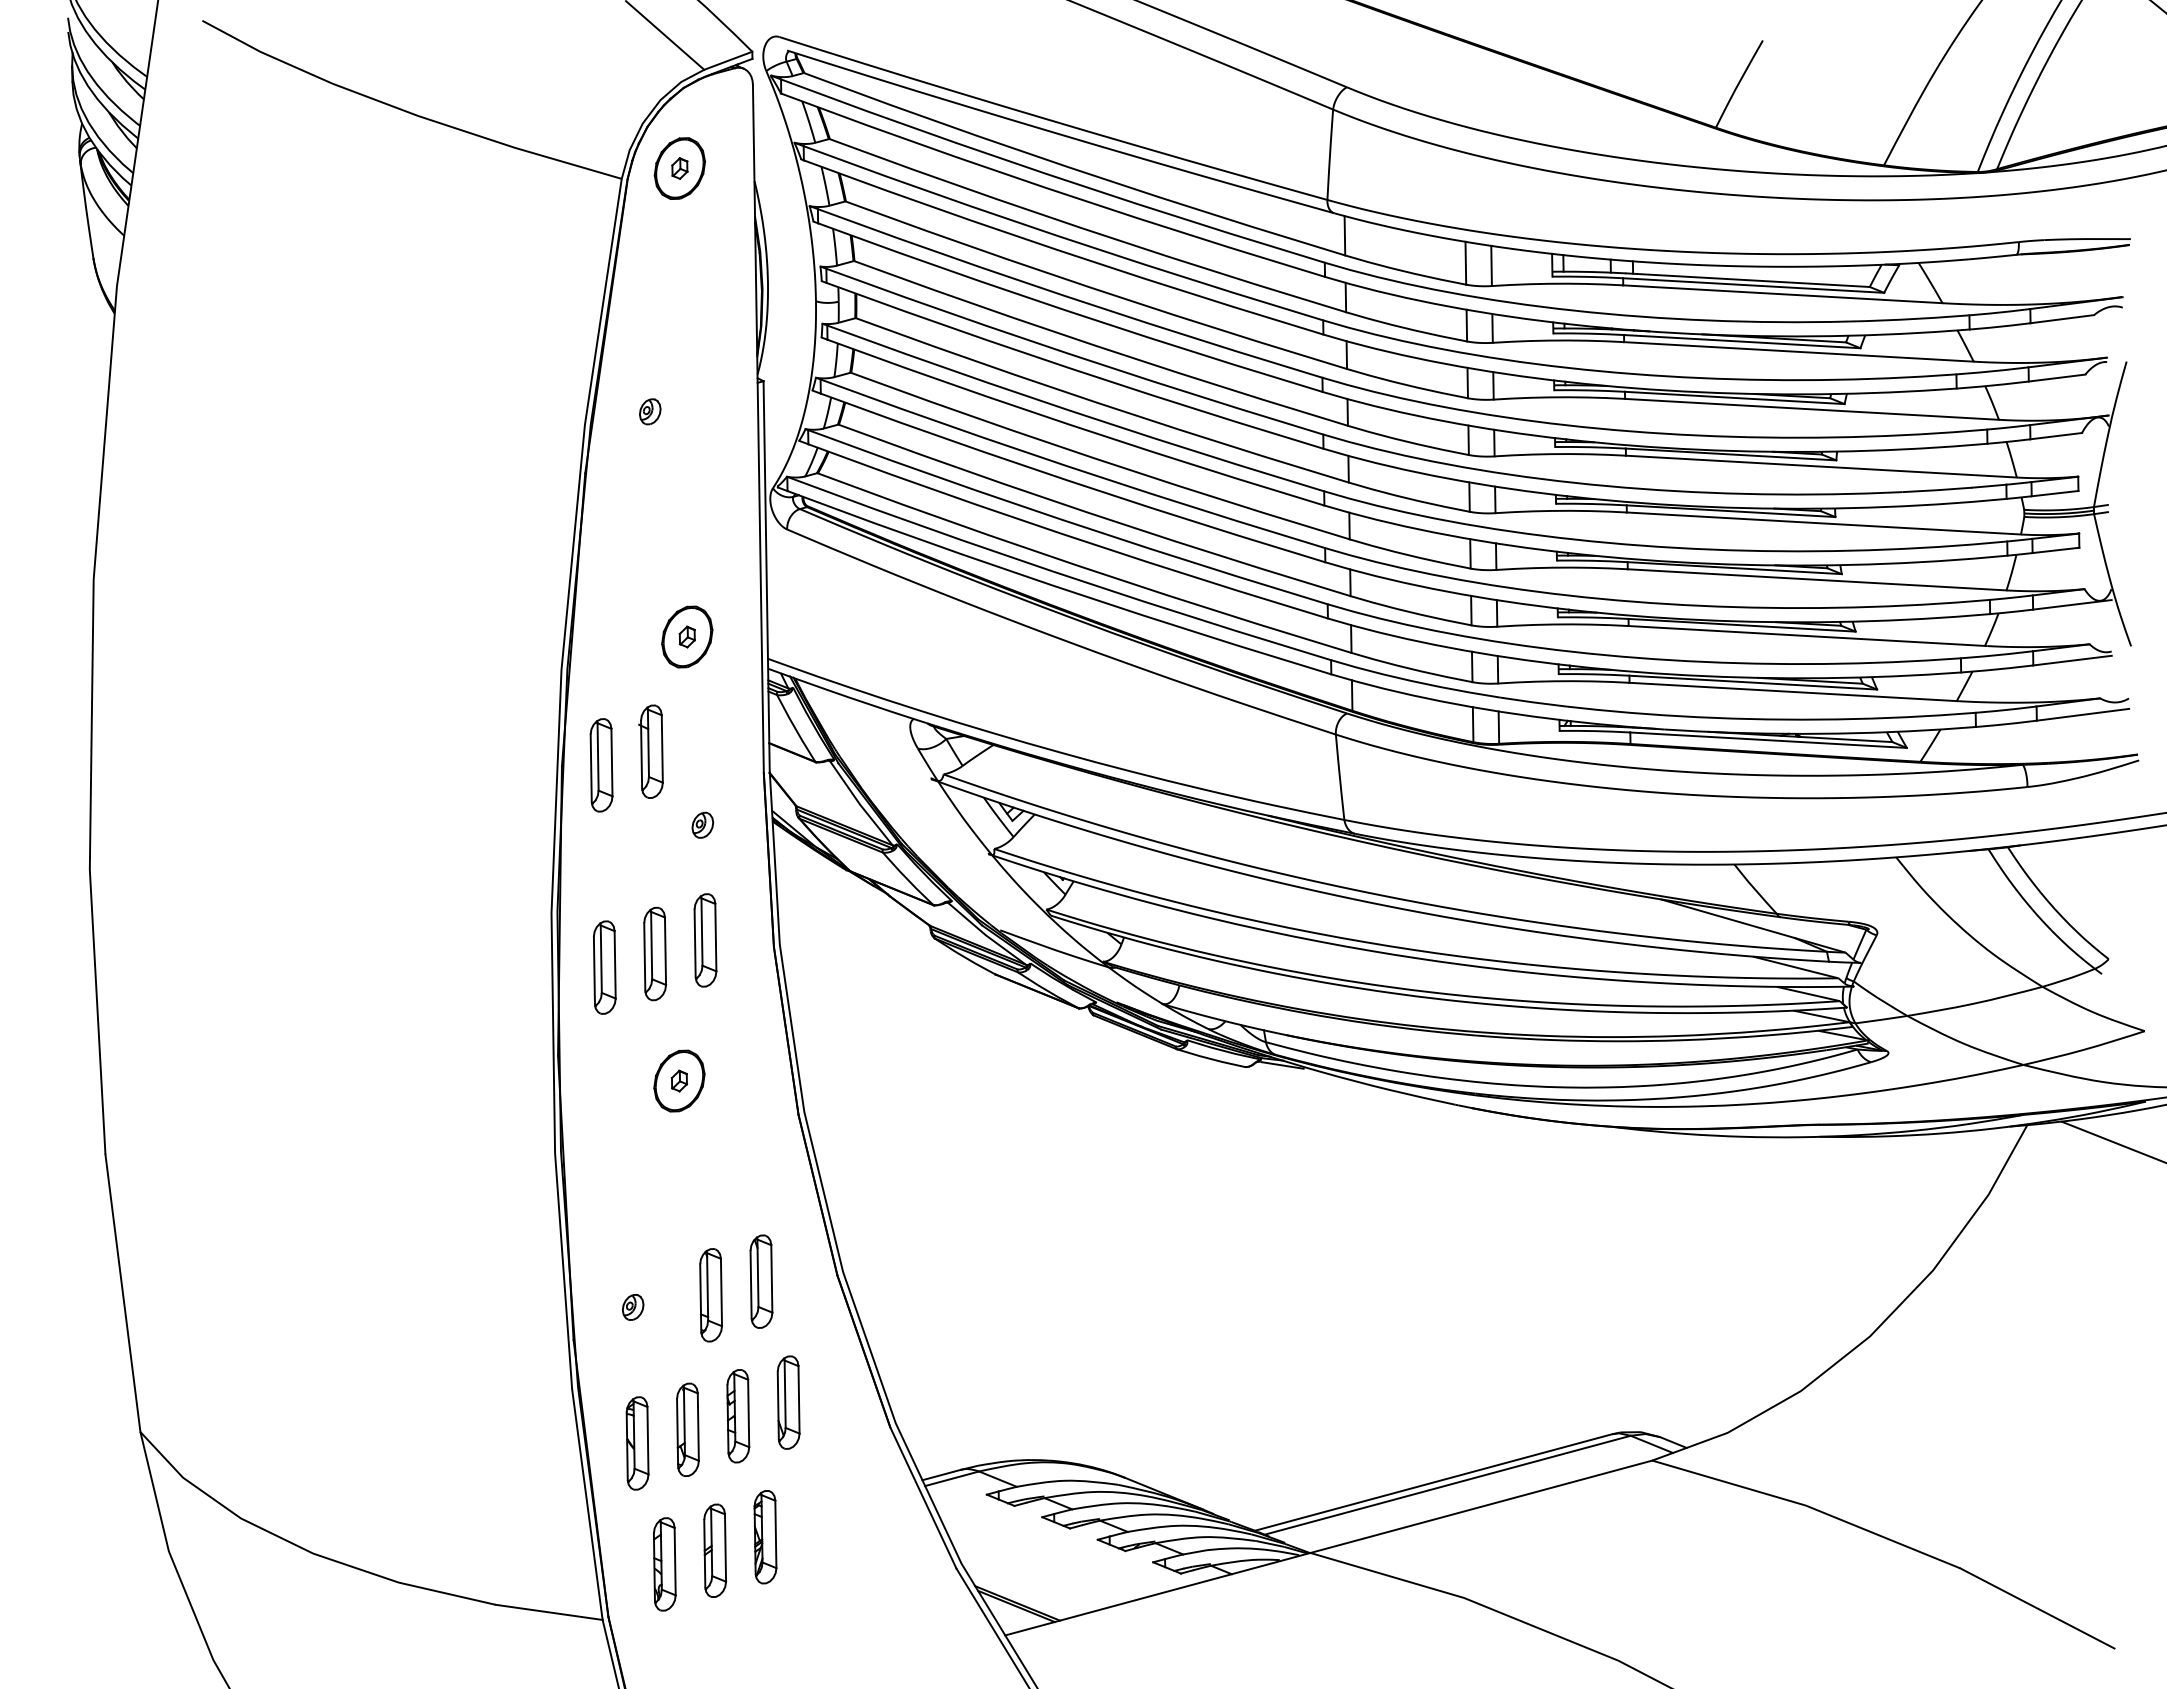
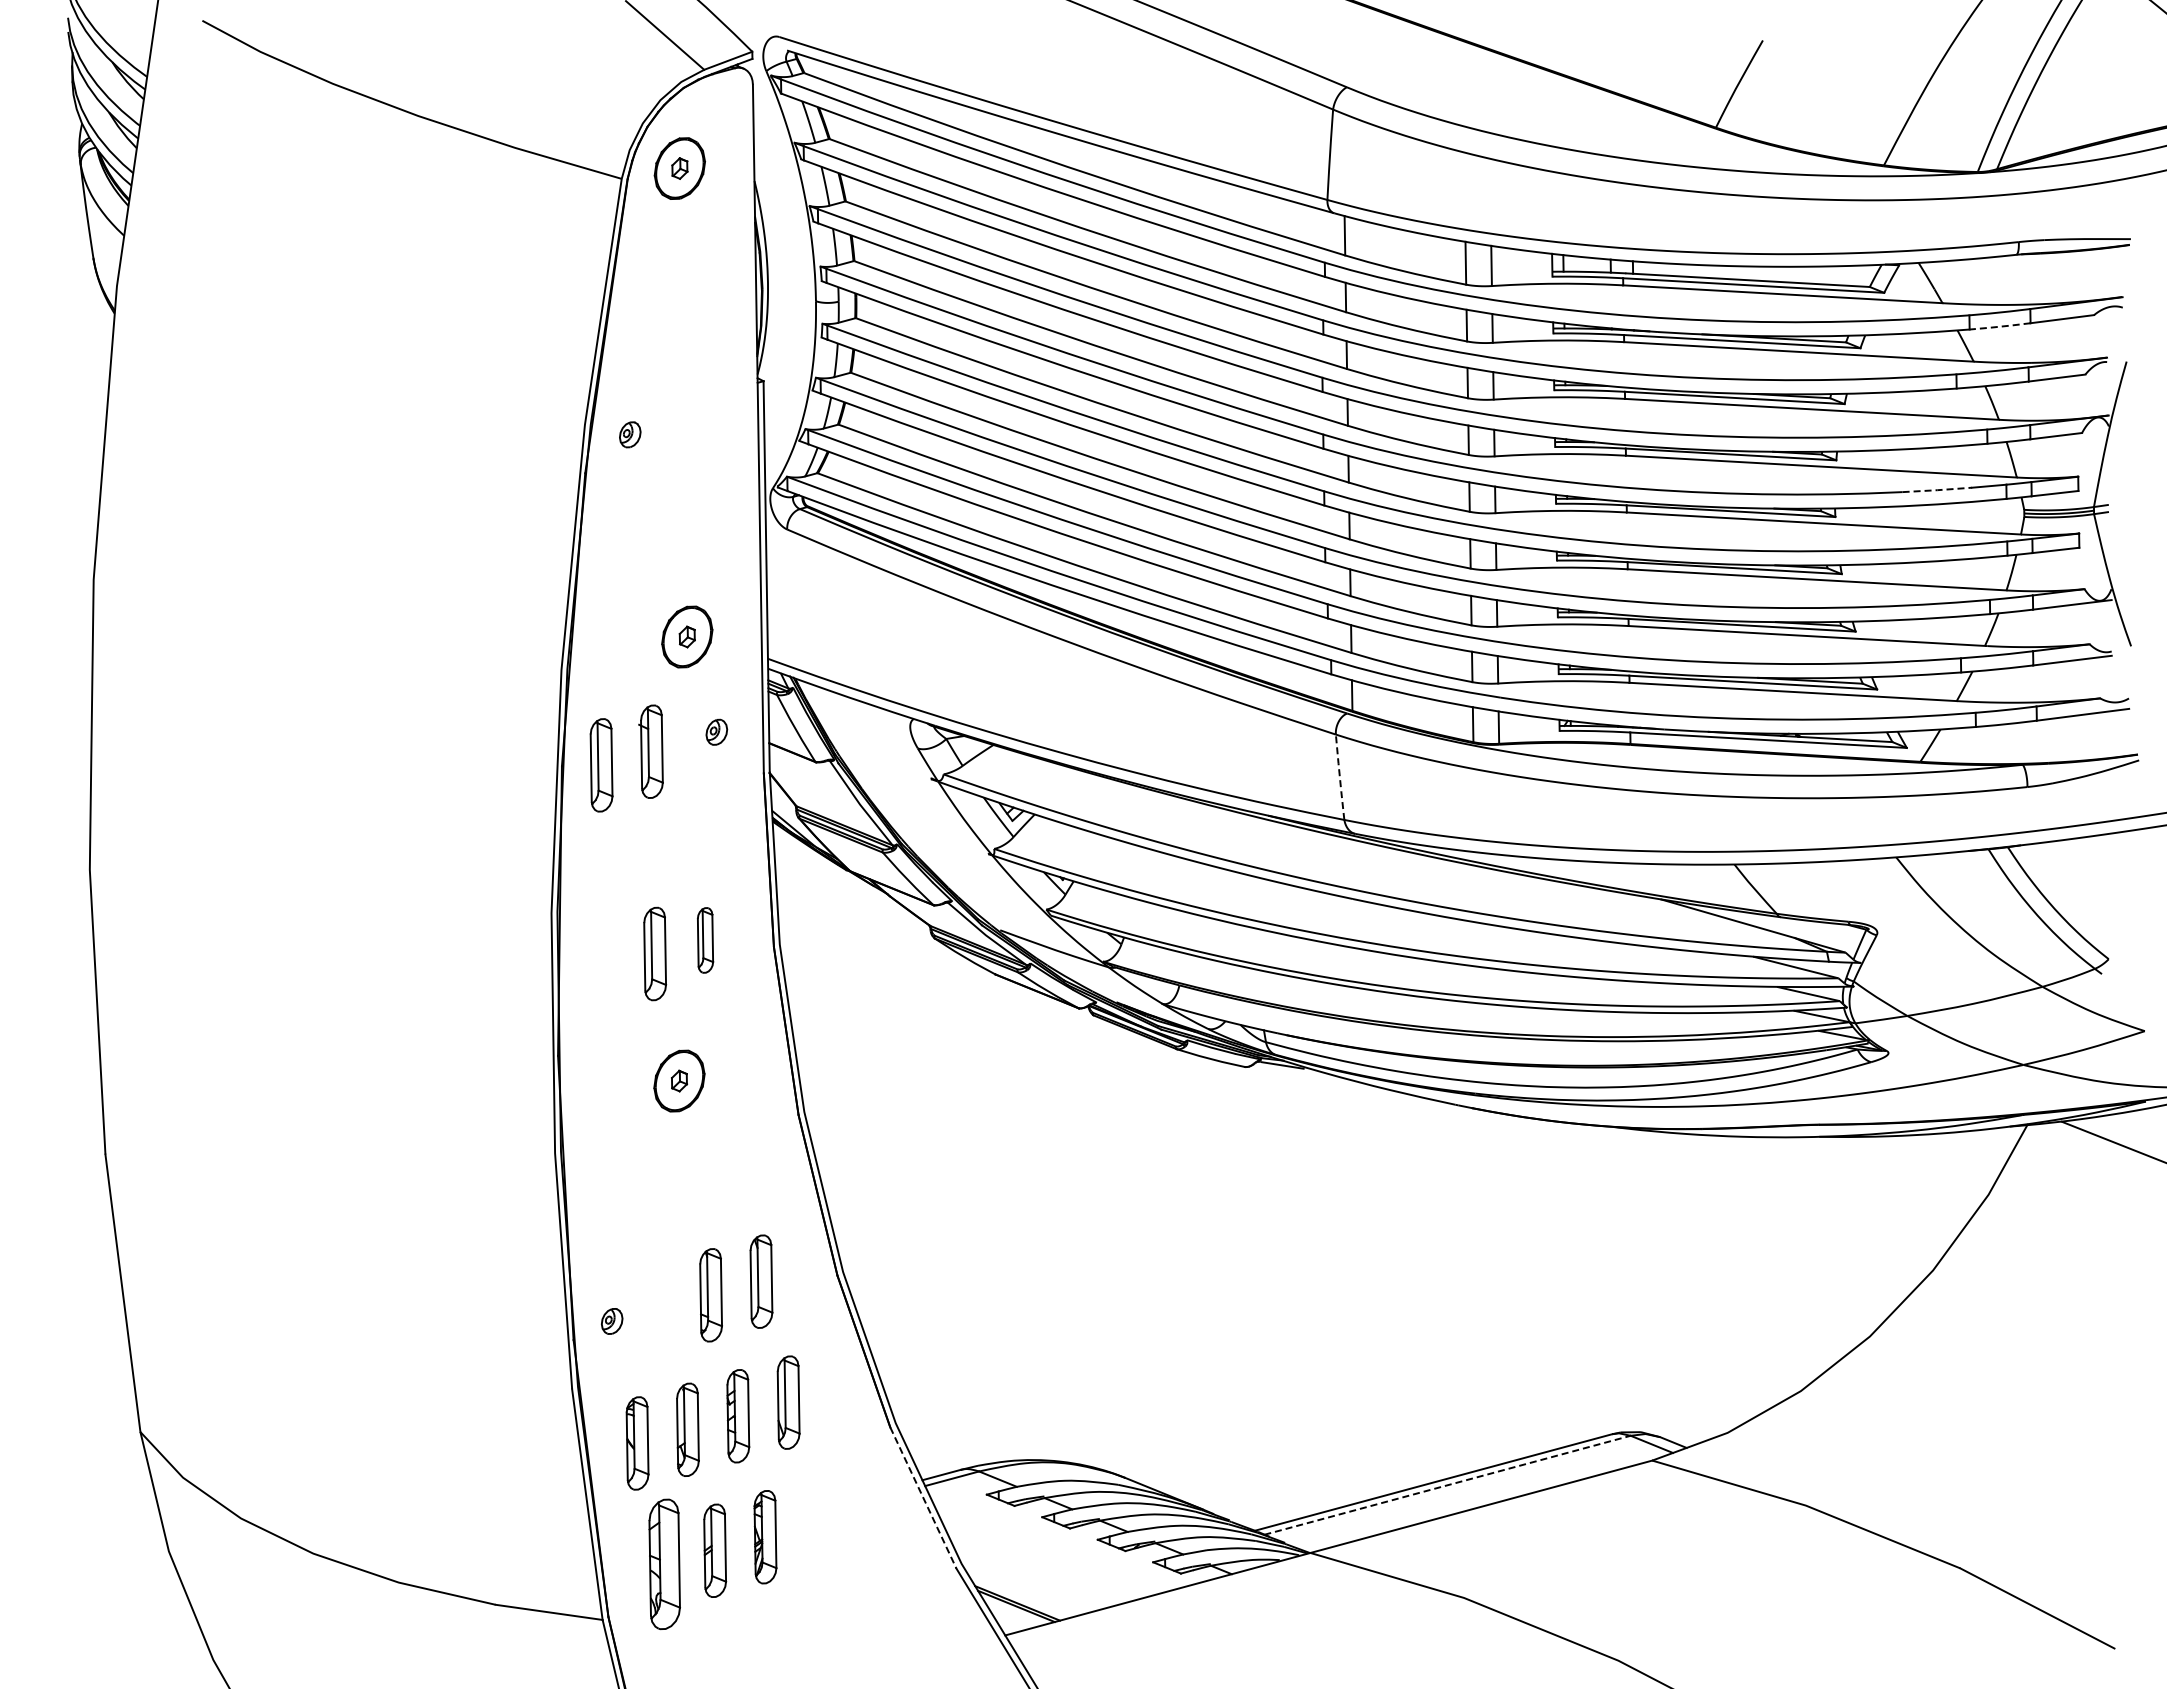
line: solid -> dashed (1999, 326)
part position: (650, 411) -> (630, 434) (630, 434)
line: solid -> dashed (1937, 490)
line: solid -> dashed (1339, 776)
part position: (702, 824) -> (716, 731) (716, 731)
part size: 25x95 px -> 18x67 px (705, 940)
part: present -> none (604, 967)
part position: (633, 1307) -> (612, 1321) (612, 1321)
line: solid -> dashed (1447, 1485)
line: solid -> dashed (923, 1498)
part size: 24x95 px -> 33x132 px (664, 1563)
